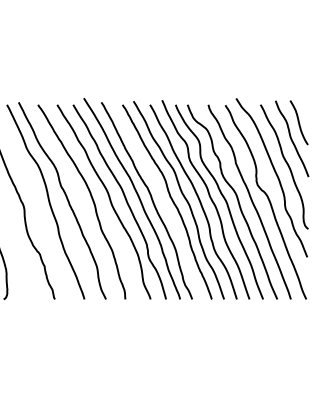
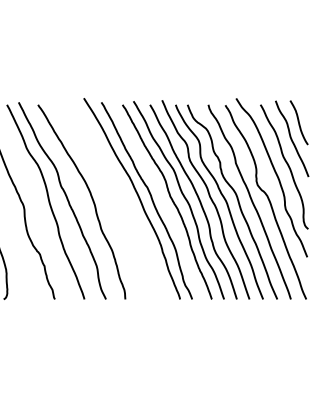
part: present -> none (111, 201)
